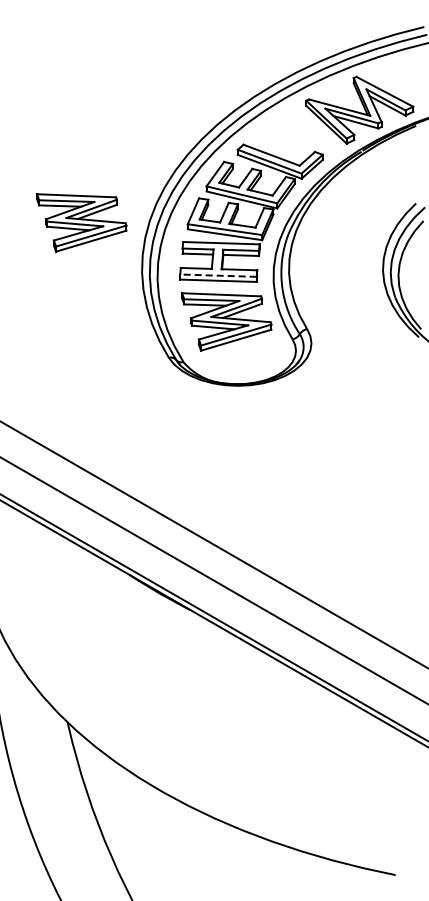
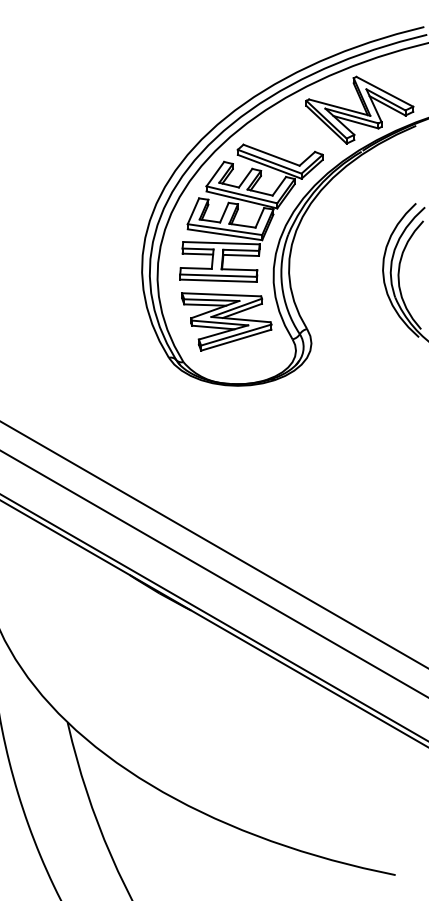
part: present -> none (81, 222)
line: dashed -> solid (217, 275)
line position: (213, 580) -> (213, 573) (213, 573)
